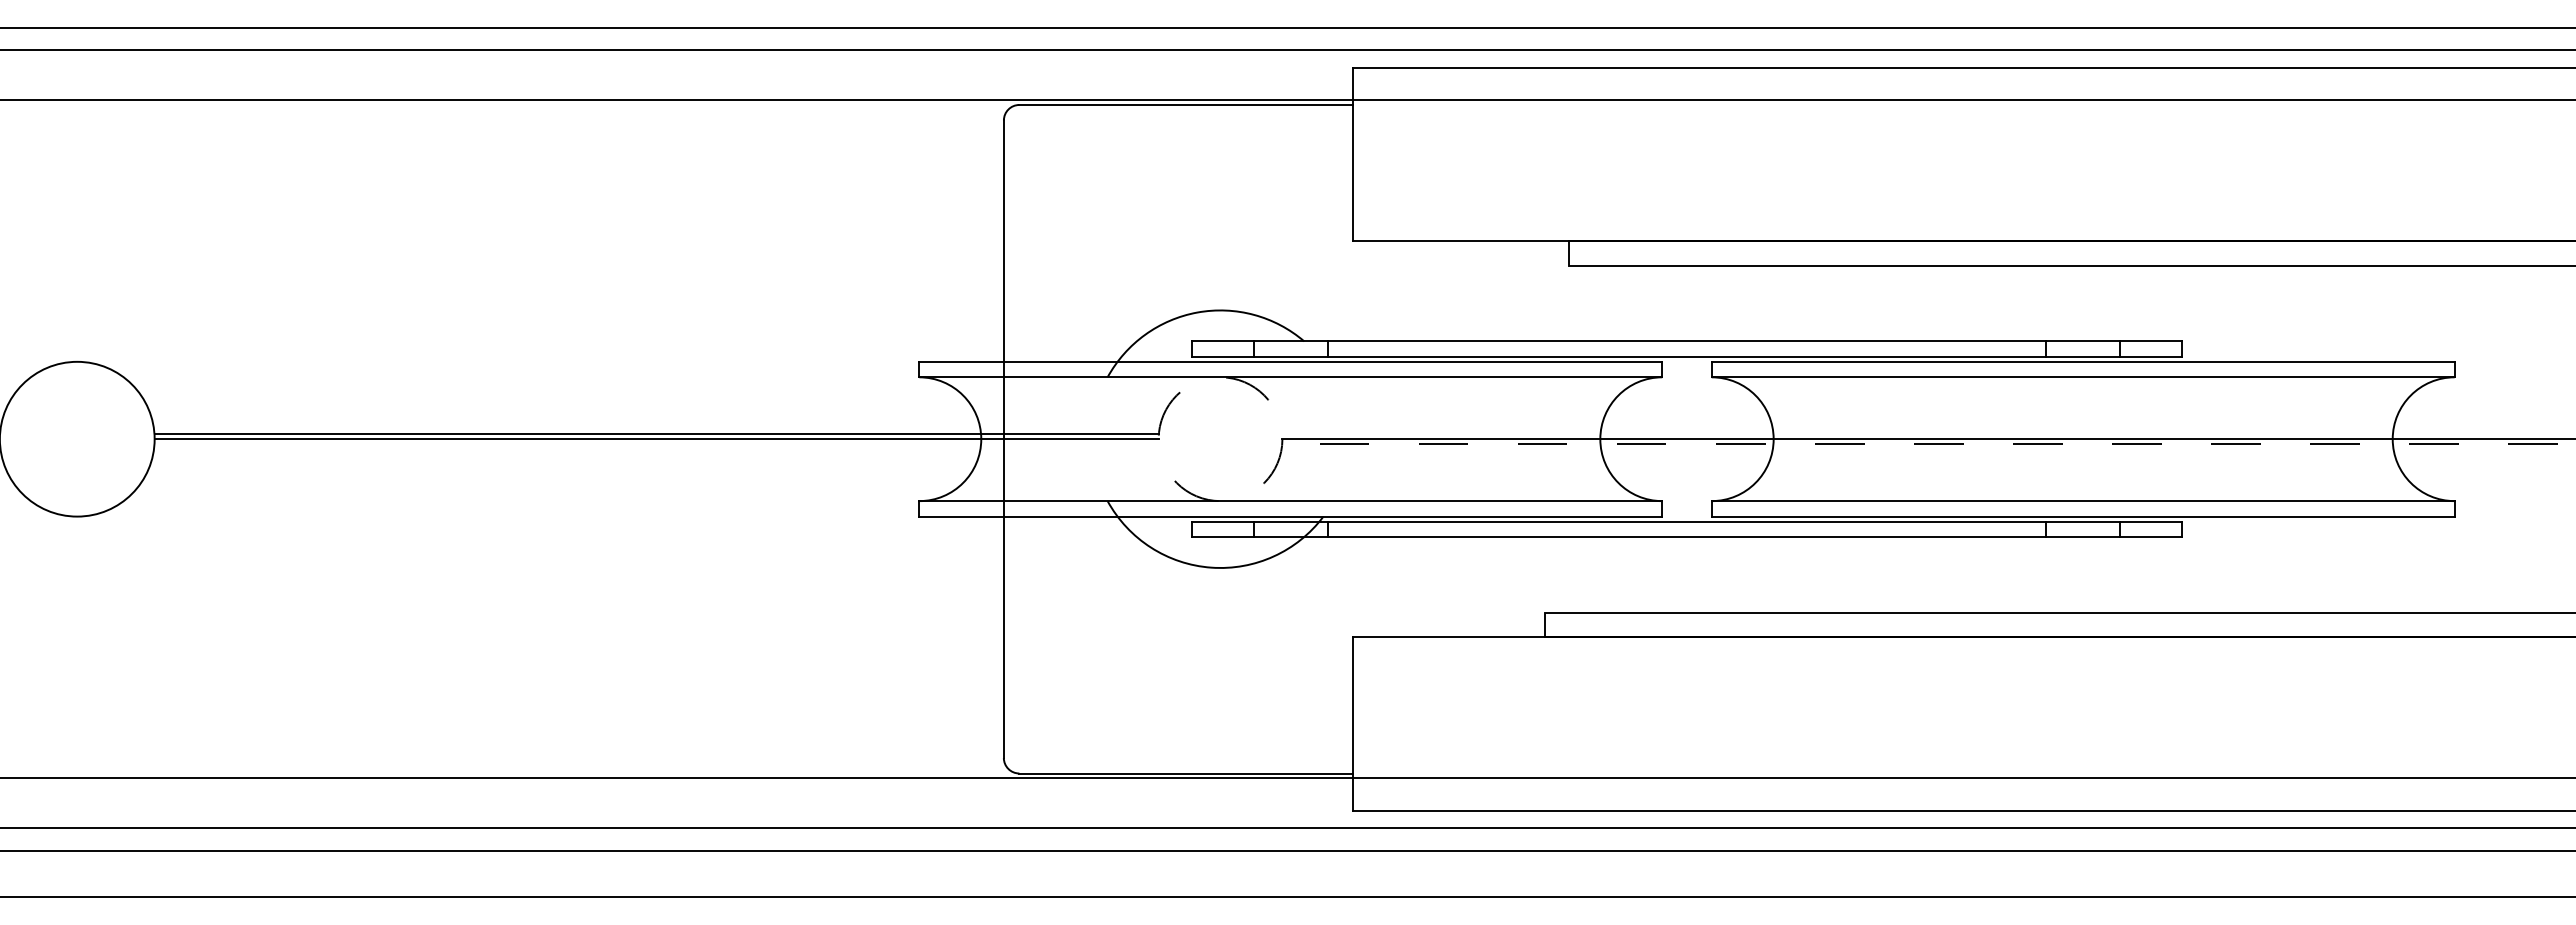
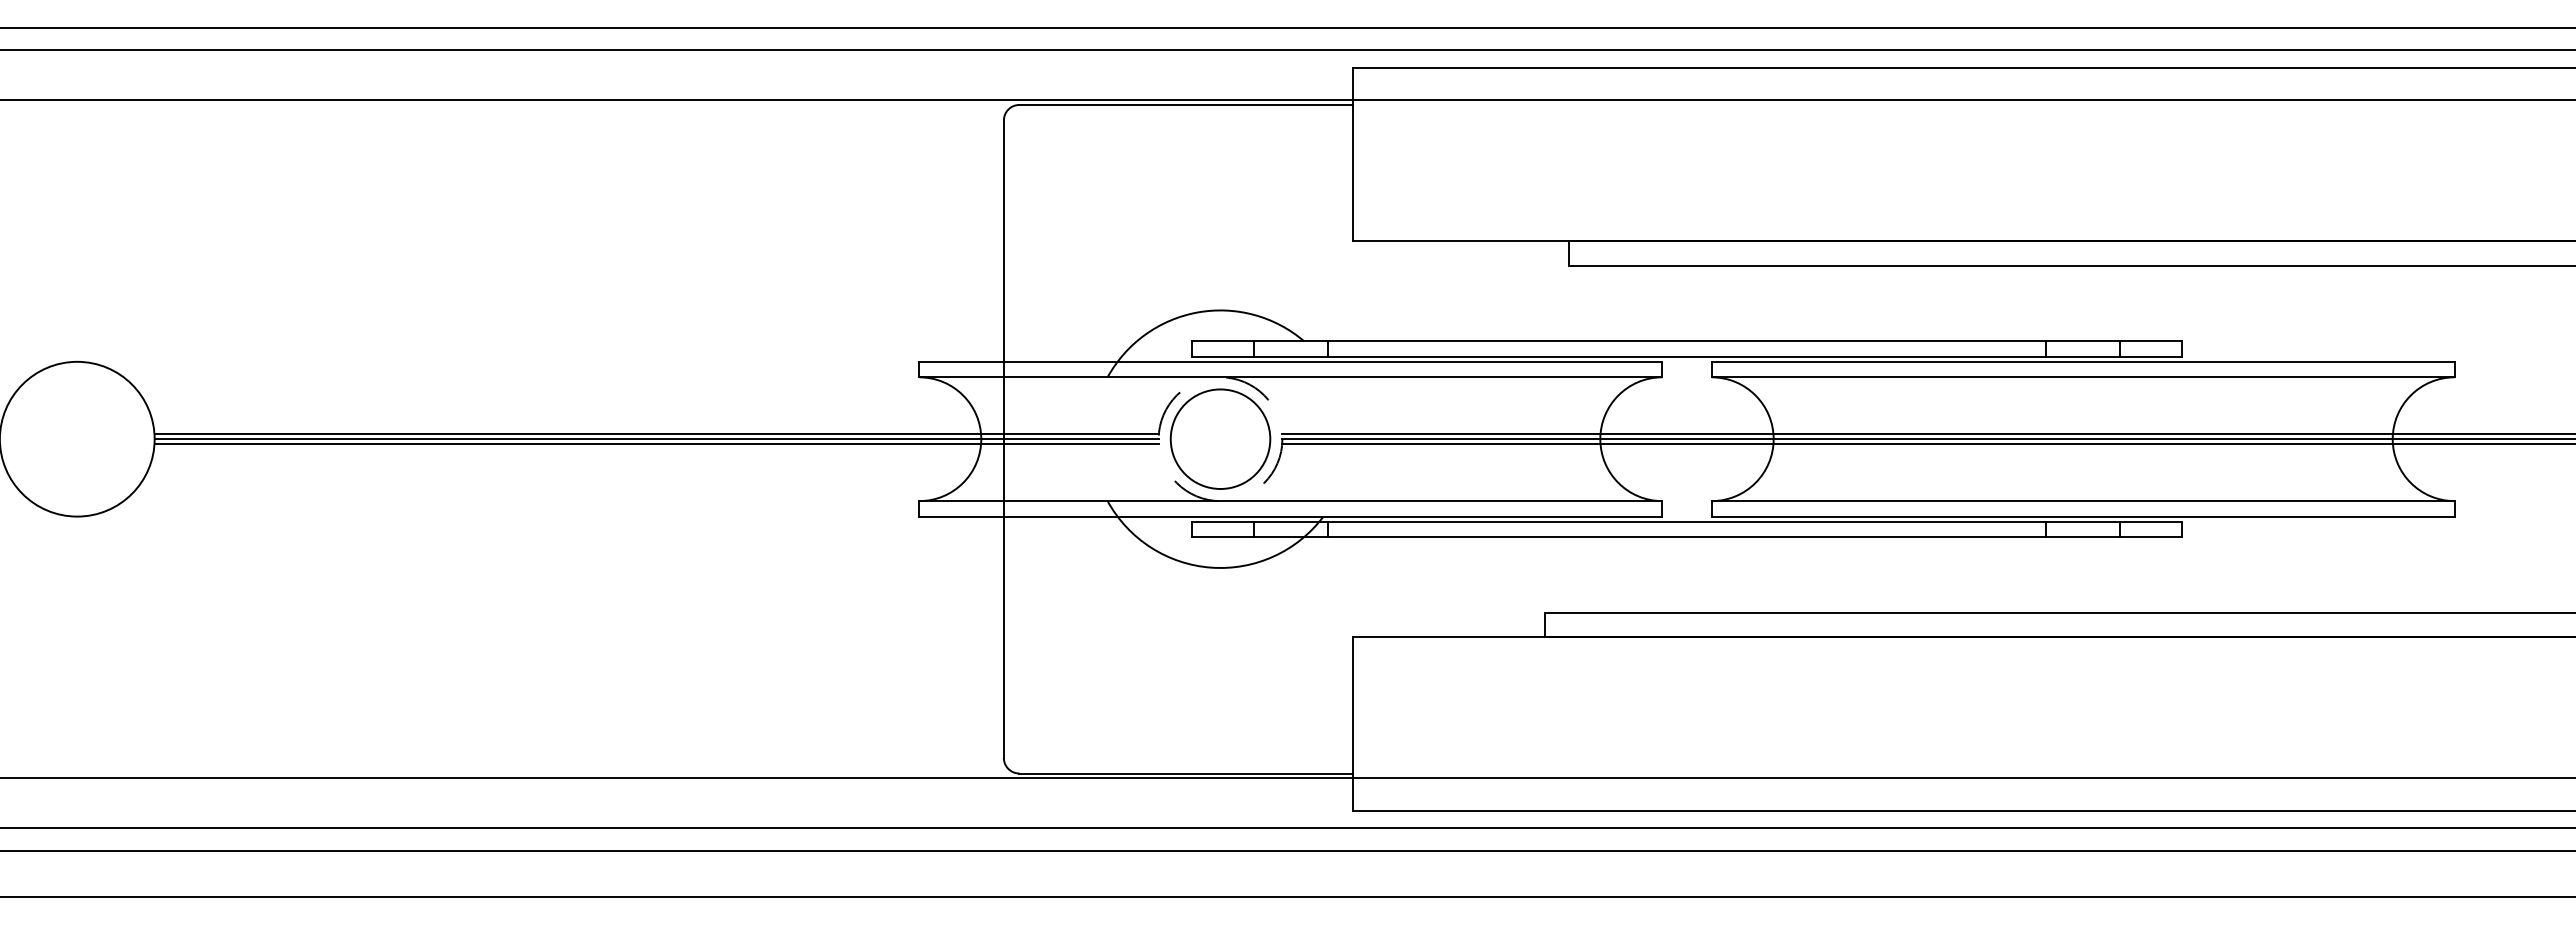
line: none -> present (1927, 434)
circle: none -> present (1220, 438)
line: none -> present (656, 444)
line: dashed -> solid (1929, 444)
